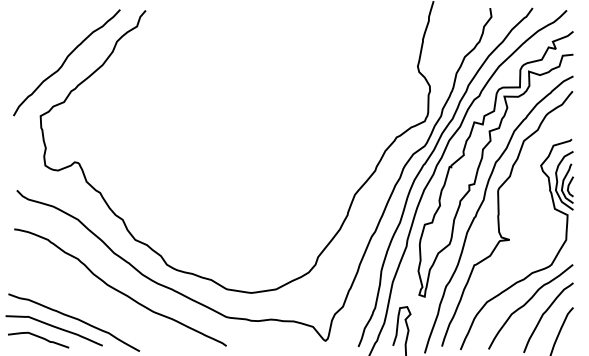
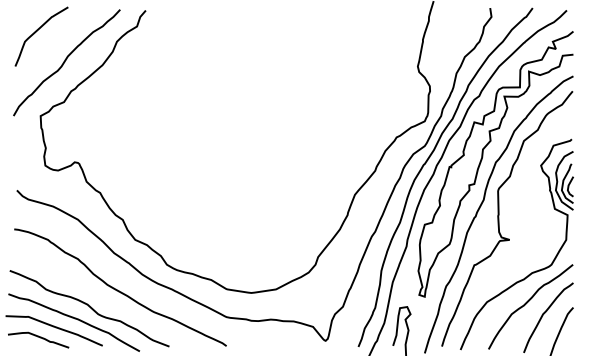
curve: none -> present (37, 31)
curve: none -> present (89, 307)
